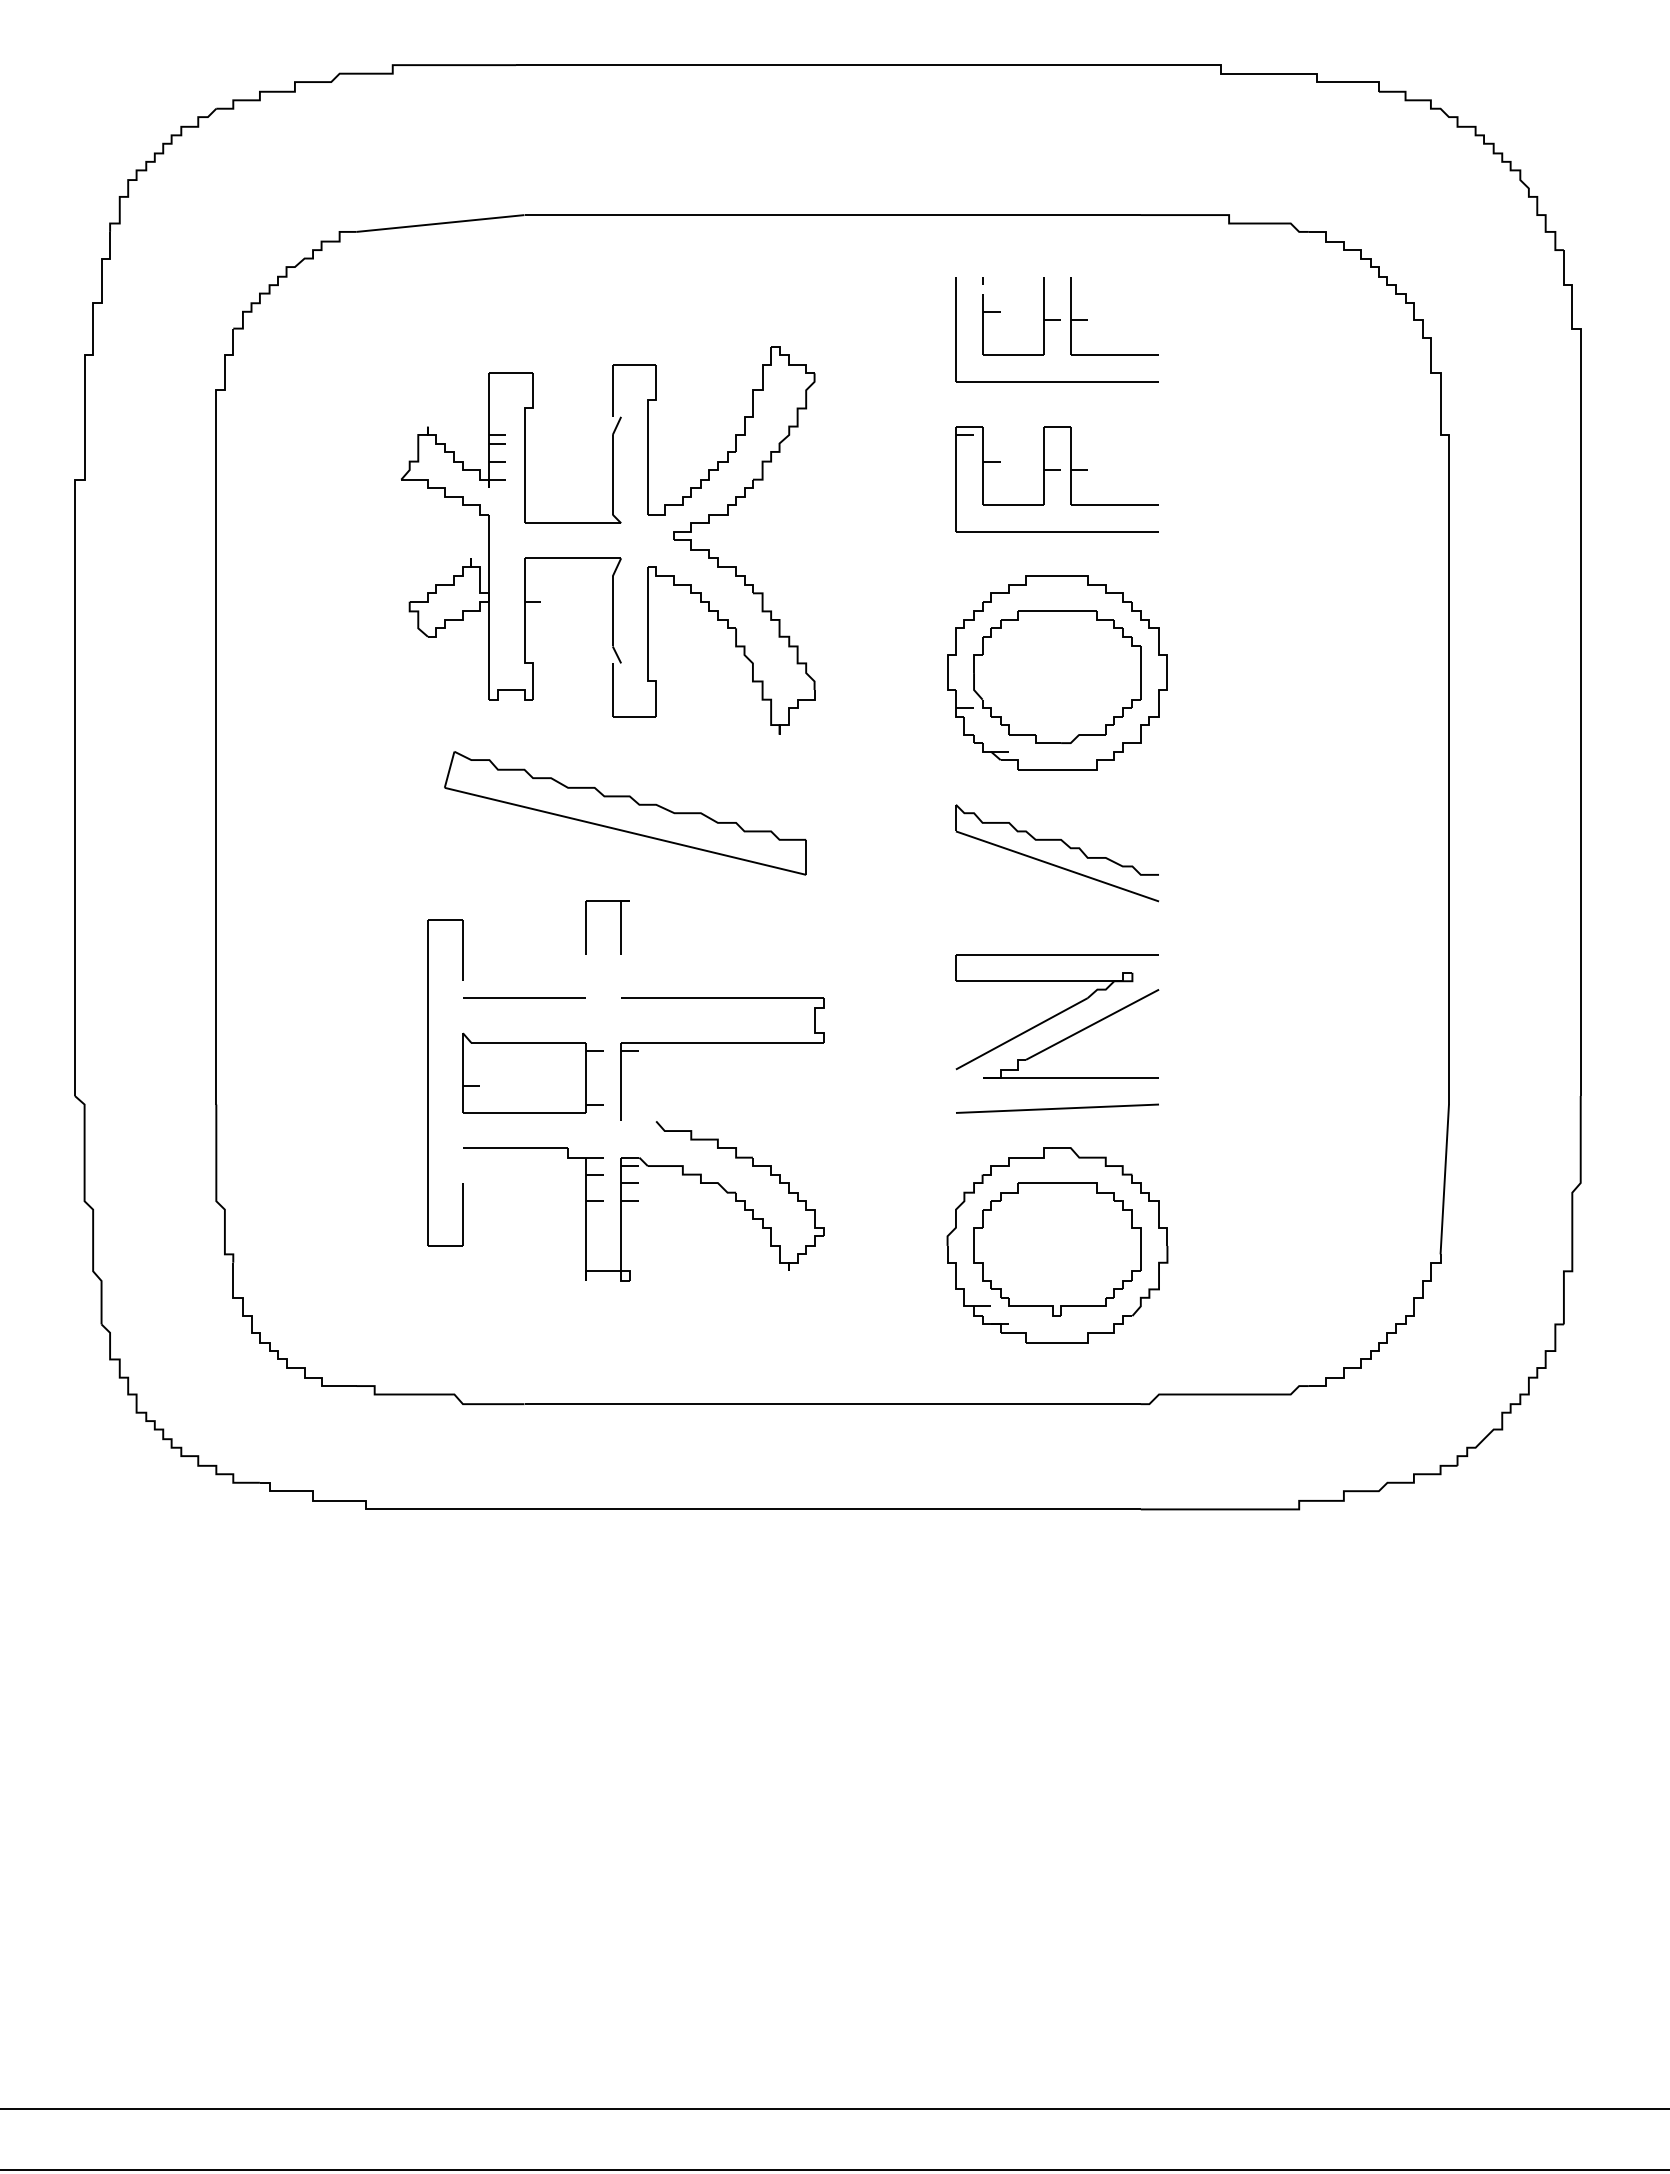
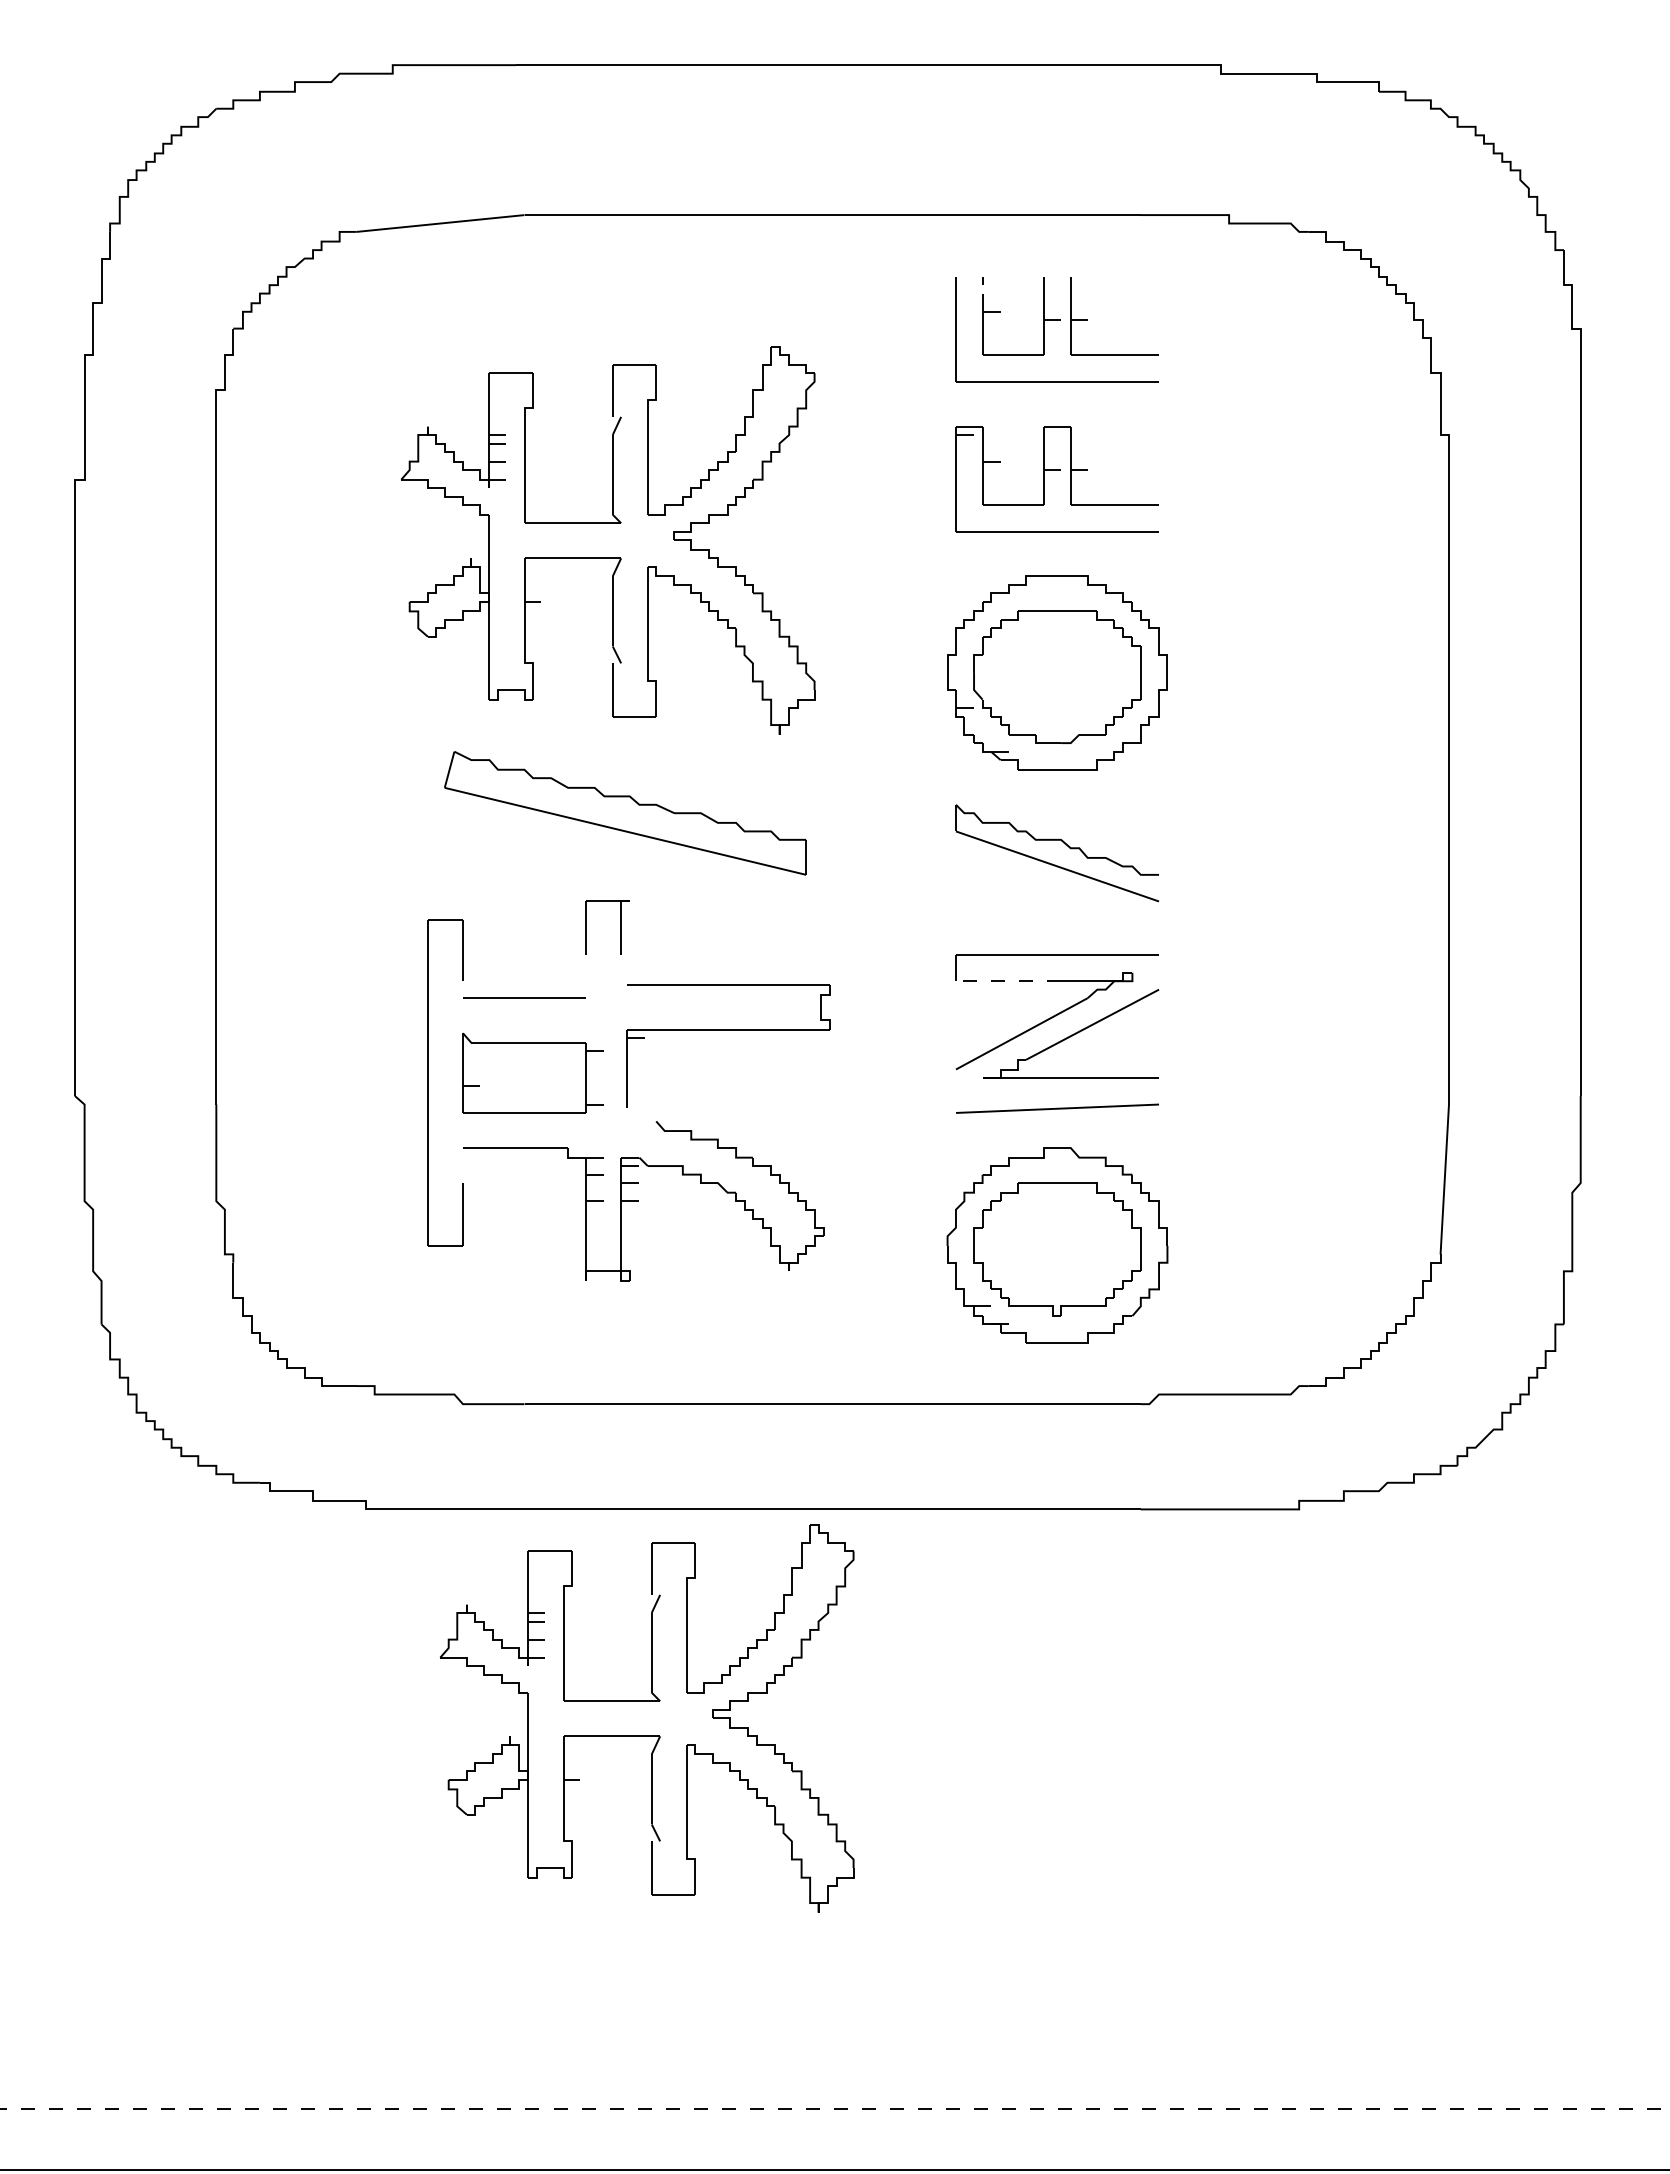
line: solid -> dashed (1008, 981)
part position: (722, 1043) -> (728, 1030) (728, 1030)
part: none -> present (647, 1701)
line: solid -> dashed (835, 2108)
